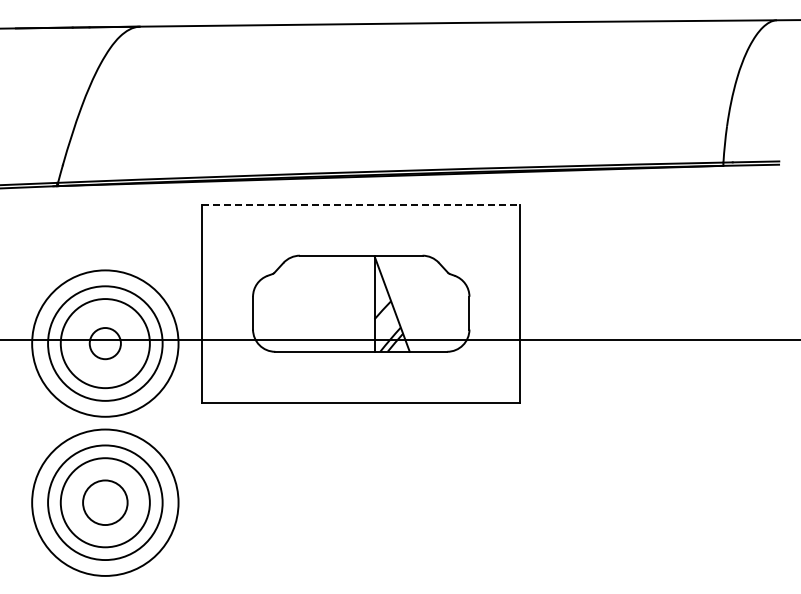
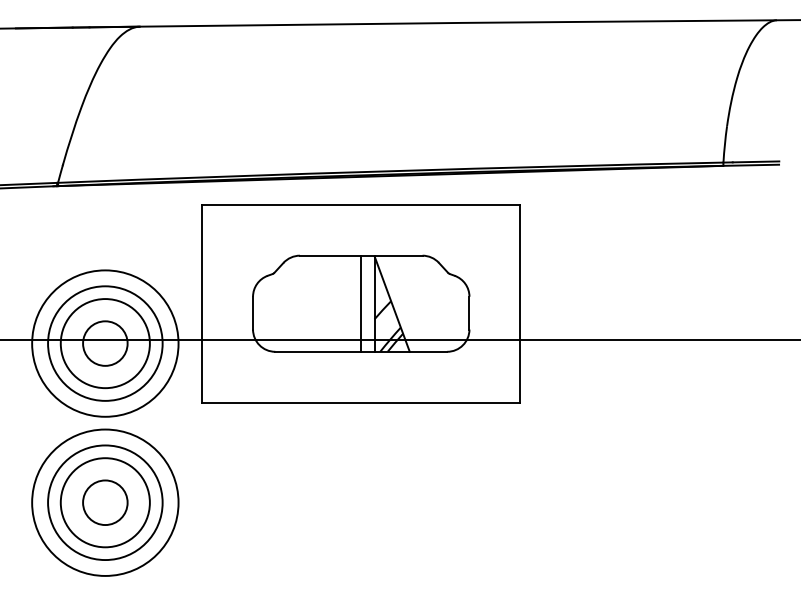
line: dashed -> solid (361, 204)
line: none -> present (360, 303)
circle diameter: 31 px -> 45 px (105, 343)
